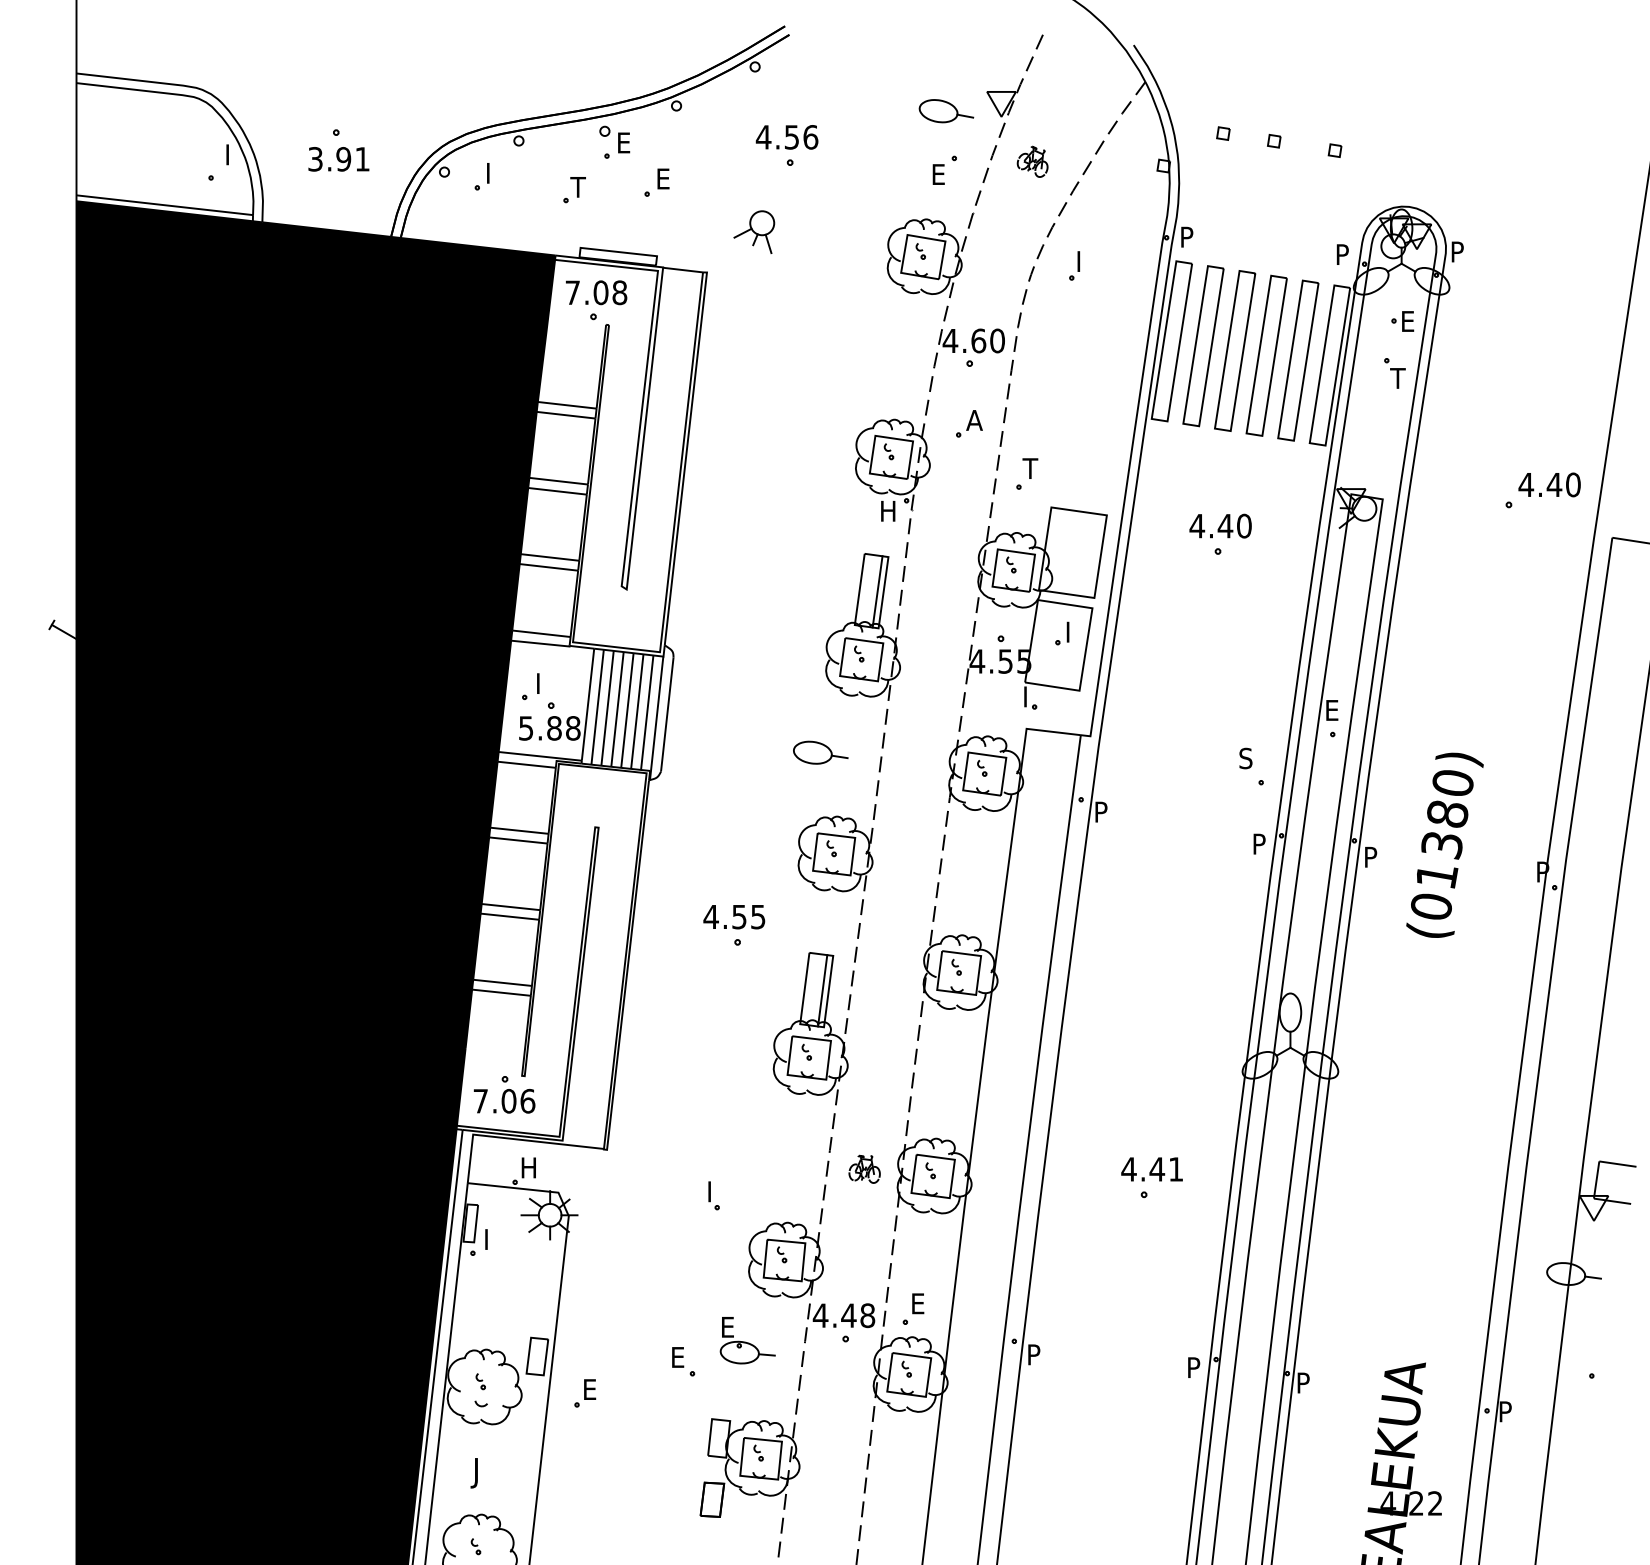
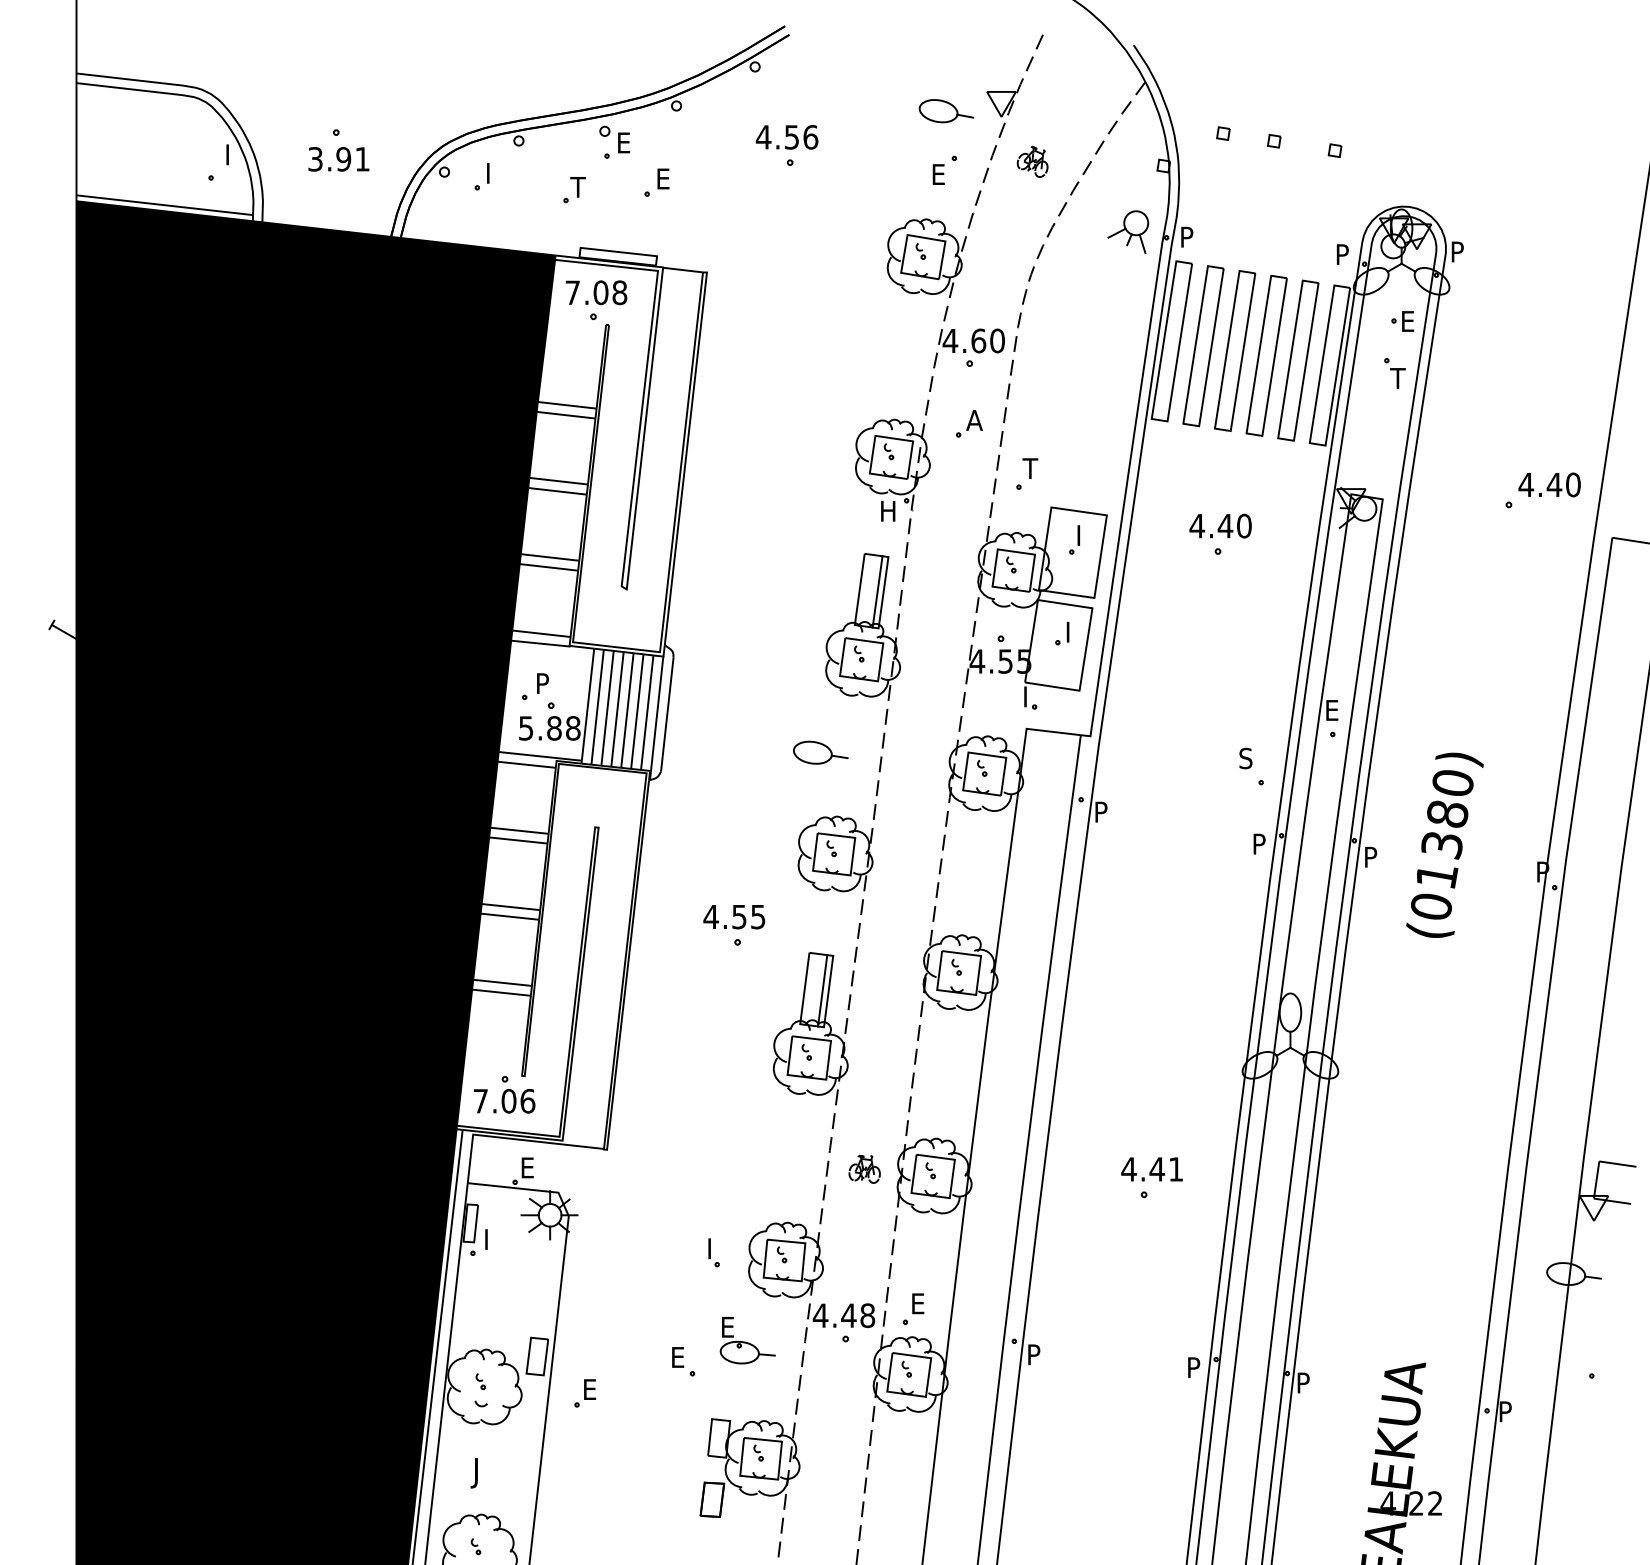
part position: (754, 231) -> (1128, 231) (1128, 231)
part position: (1074, 265) -> (1074, 539) (1074, 539)
text: I -> P (543, 679)
text: H -> E (529, 1167)
part position: (713, 1195) -> (713, 1252) (713, 1252)
